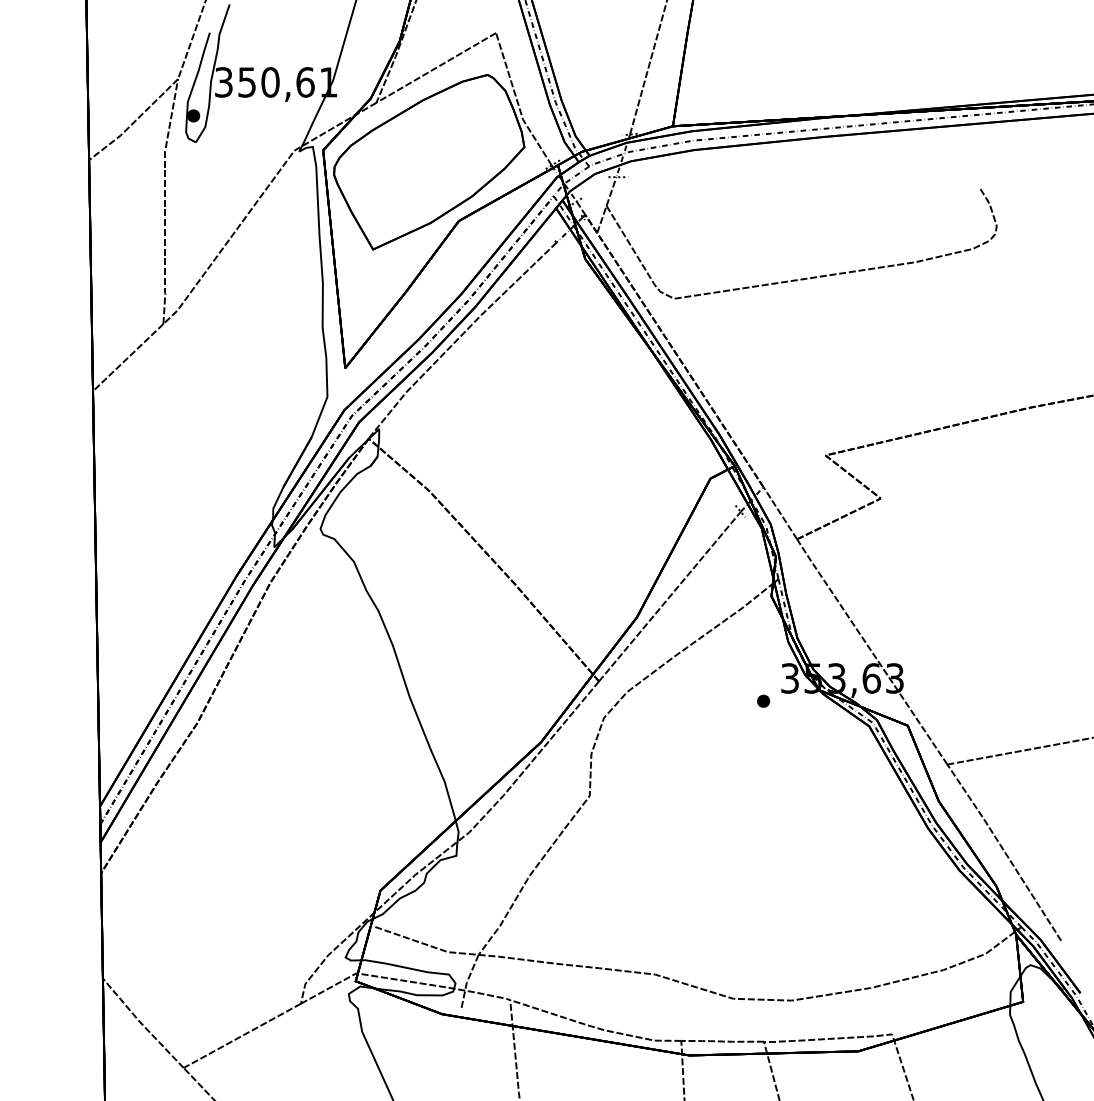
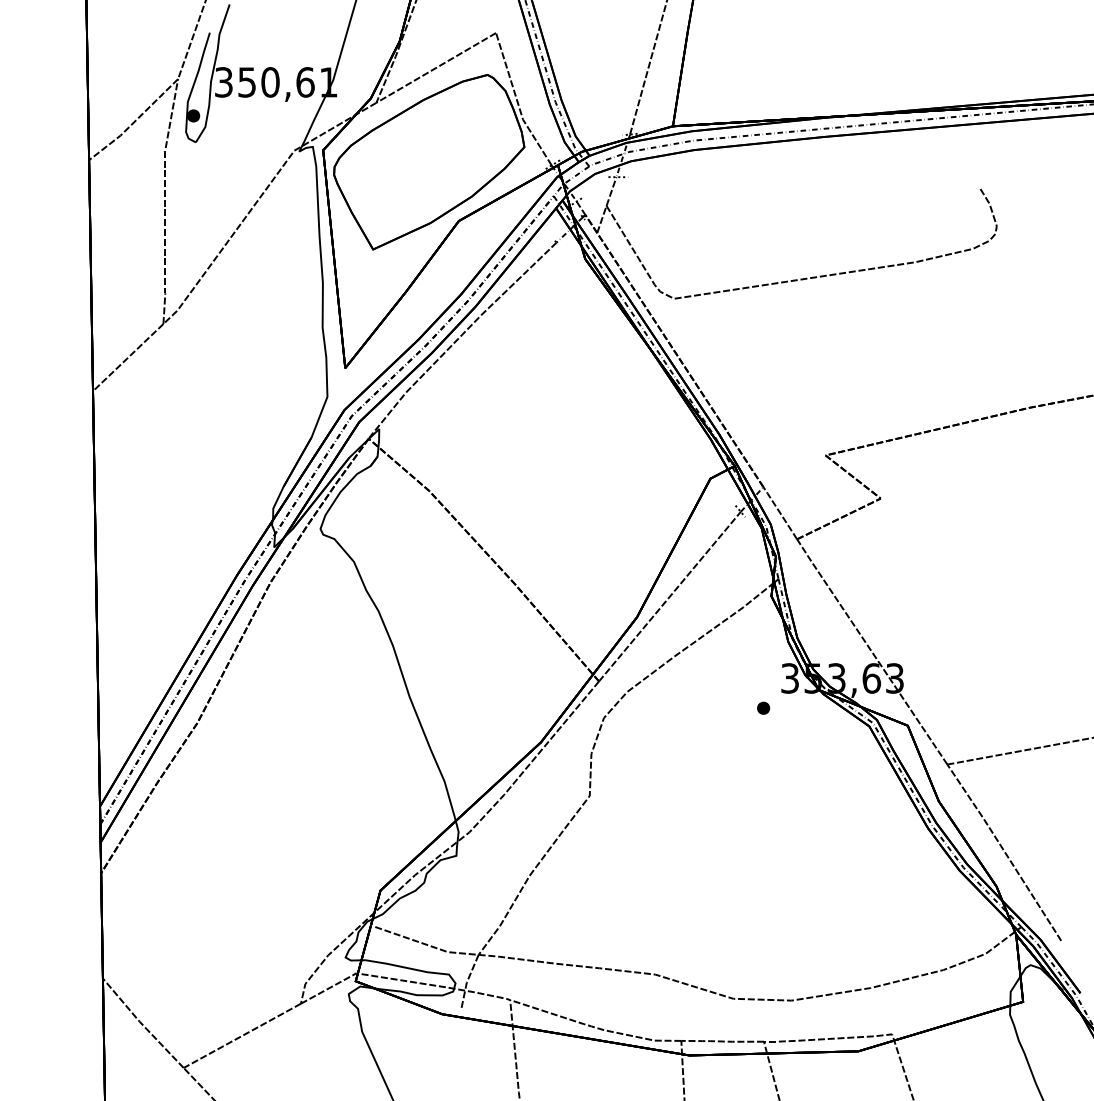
part position: (763, 700) -> (763, 707) (763, 707)
